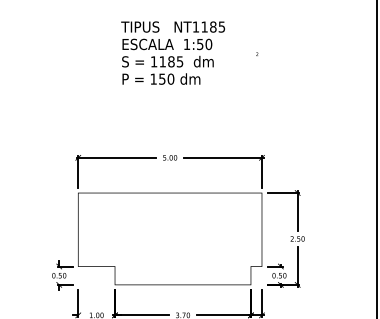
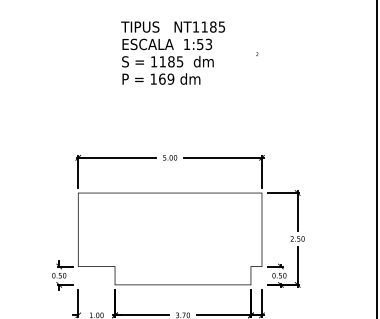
text: 1:50 -> 1:53 (208, 44)
text: 150 -> 169 (166, 78)
